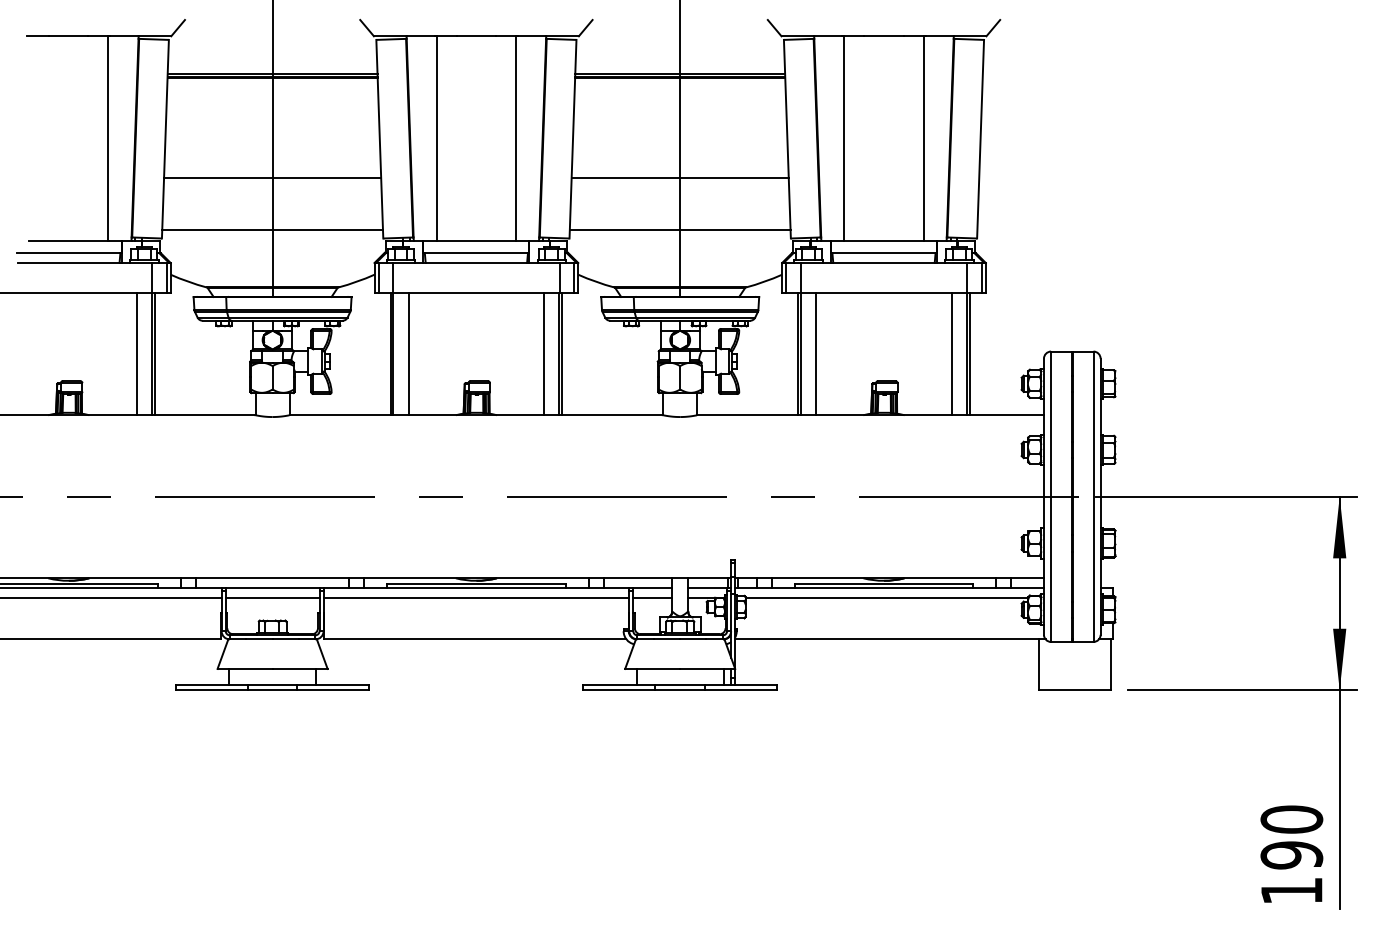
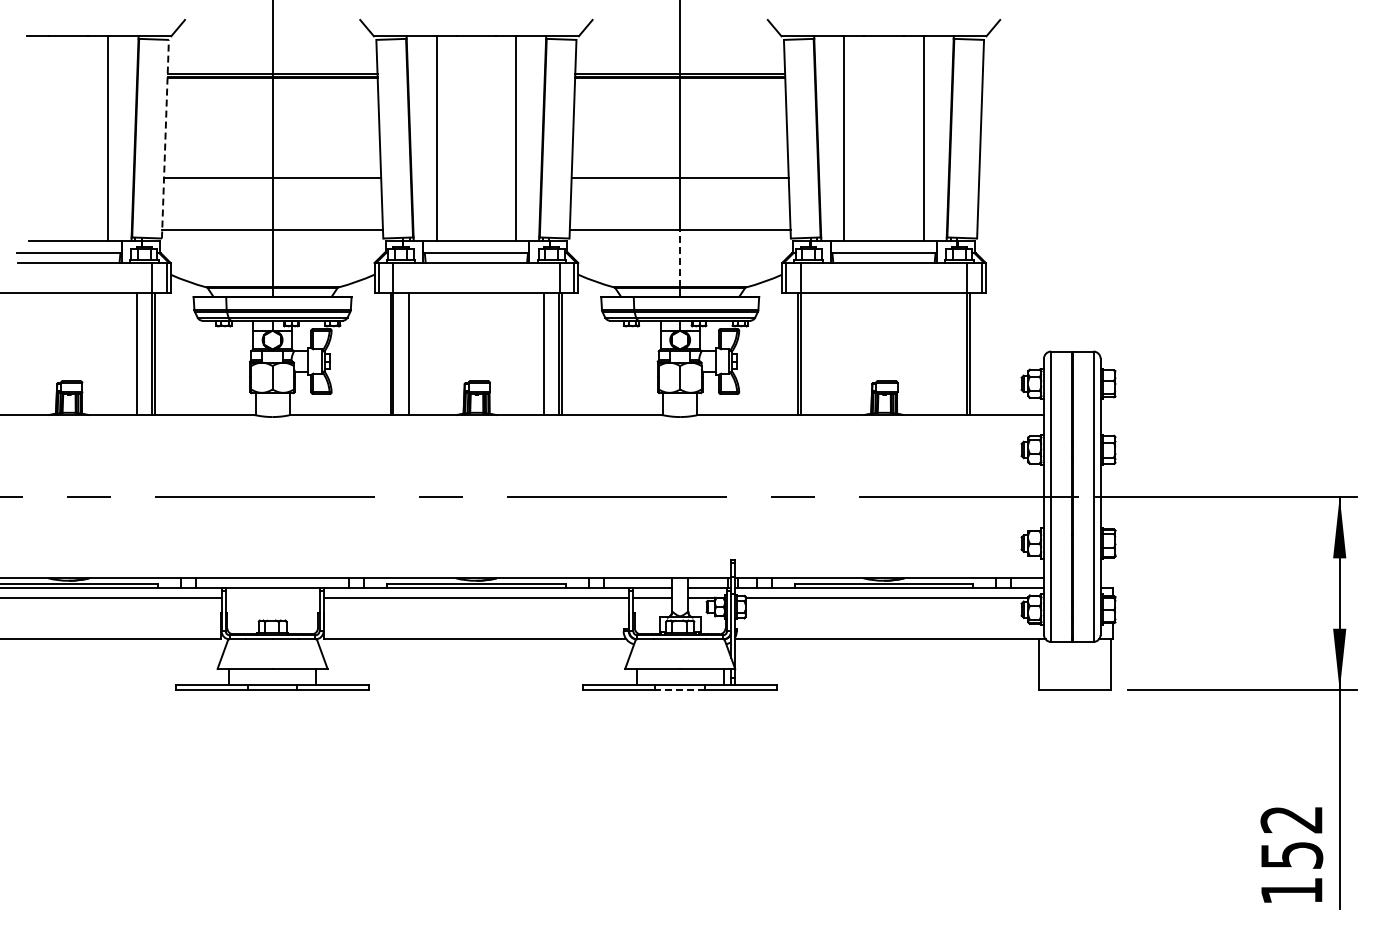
line: solid -> dashed (165, 138)
line: solid -> dashed (680, 258)
line: present -> none (816, 353)
line: present -> none (951, 353)
line: present -> none (272, 597)
line: solid -> dashed (680, 690)
text: 190 -> 152 (1291, 837)
